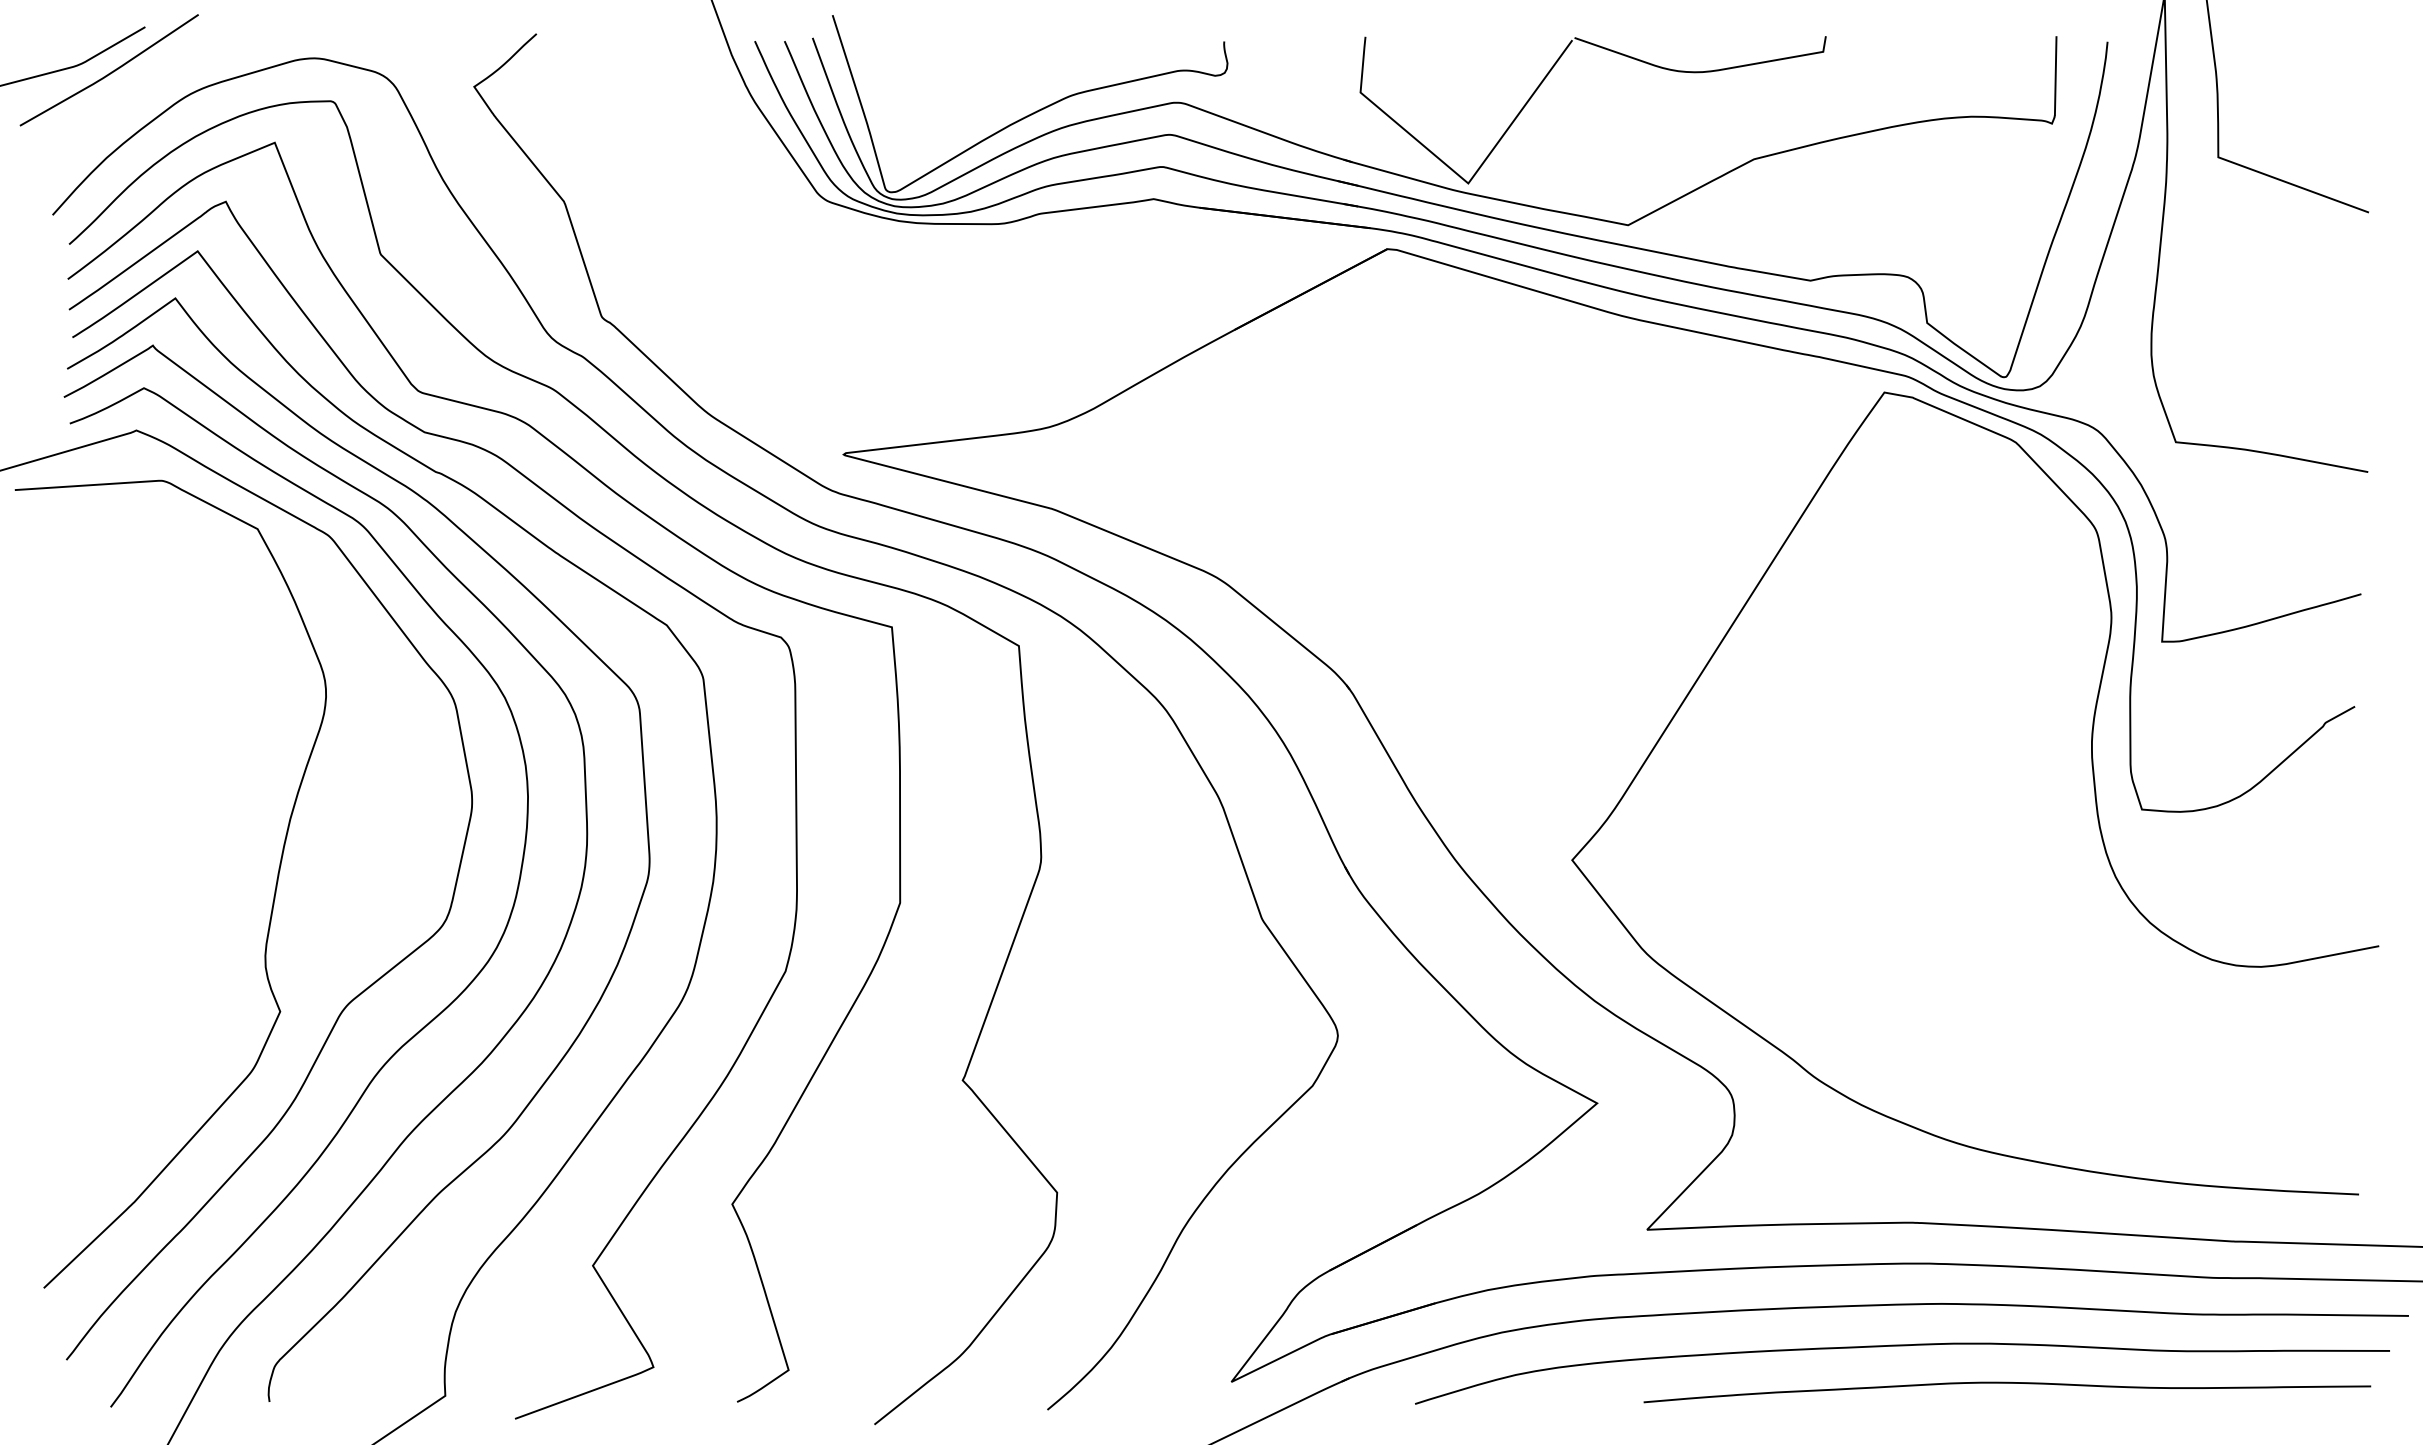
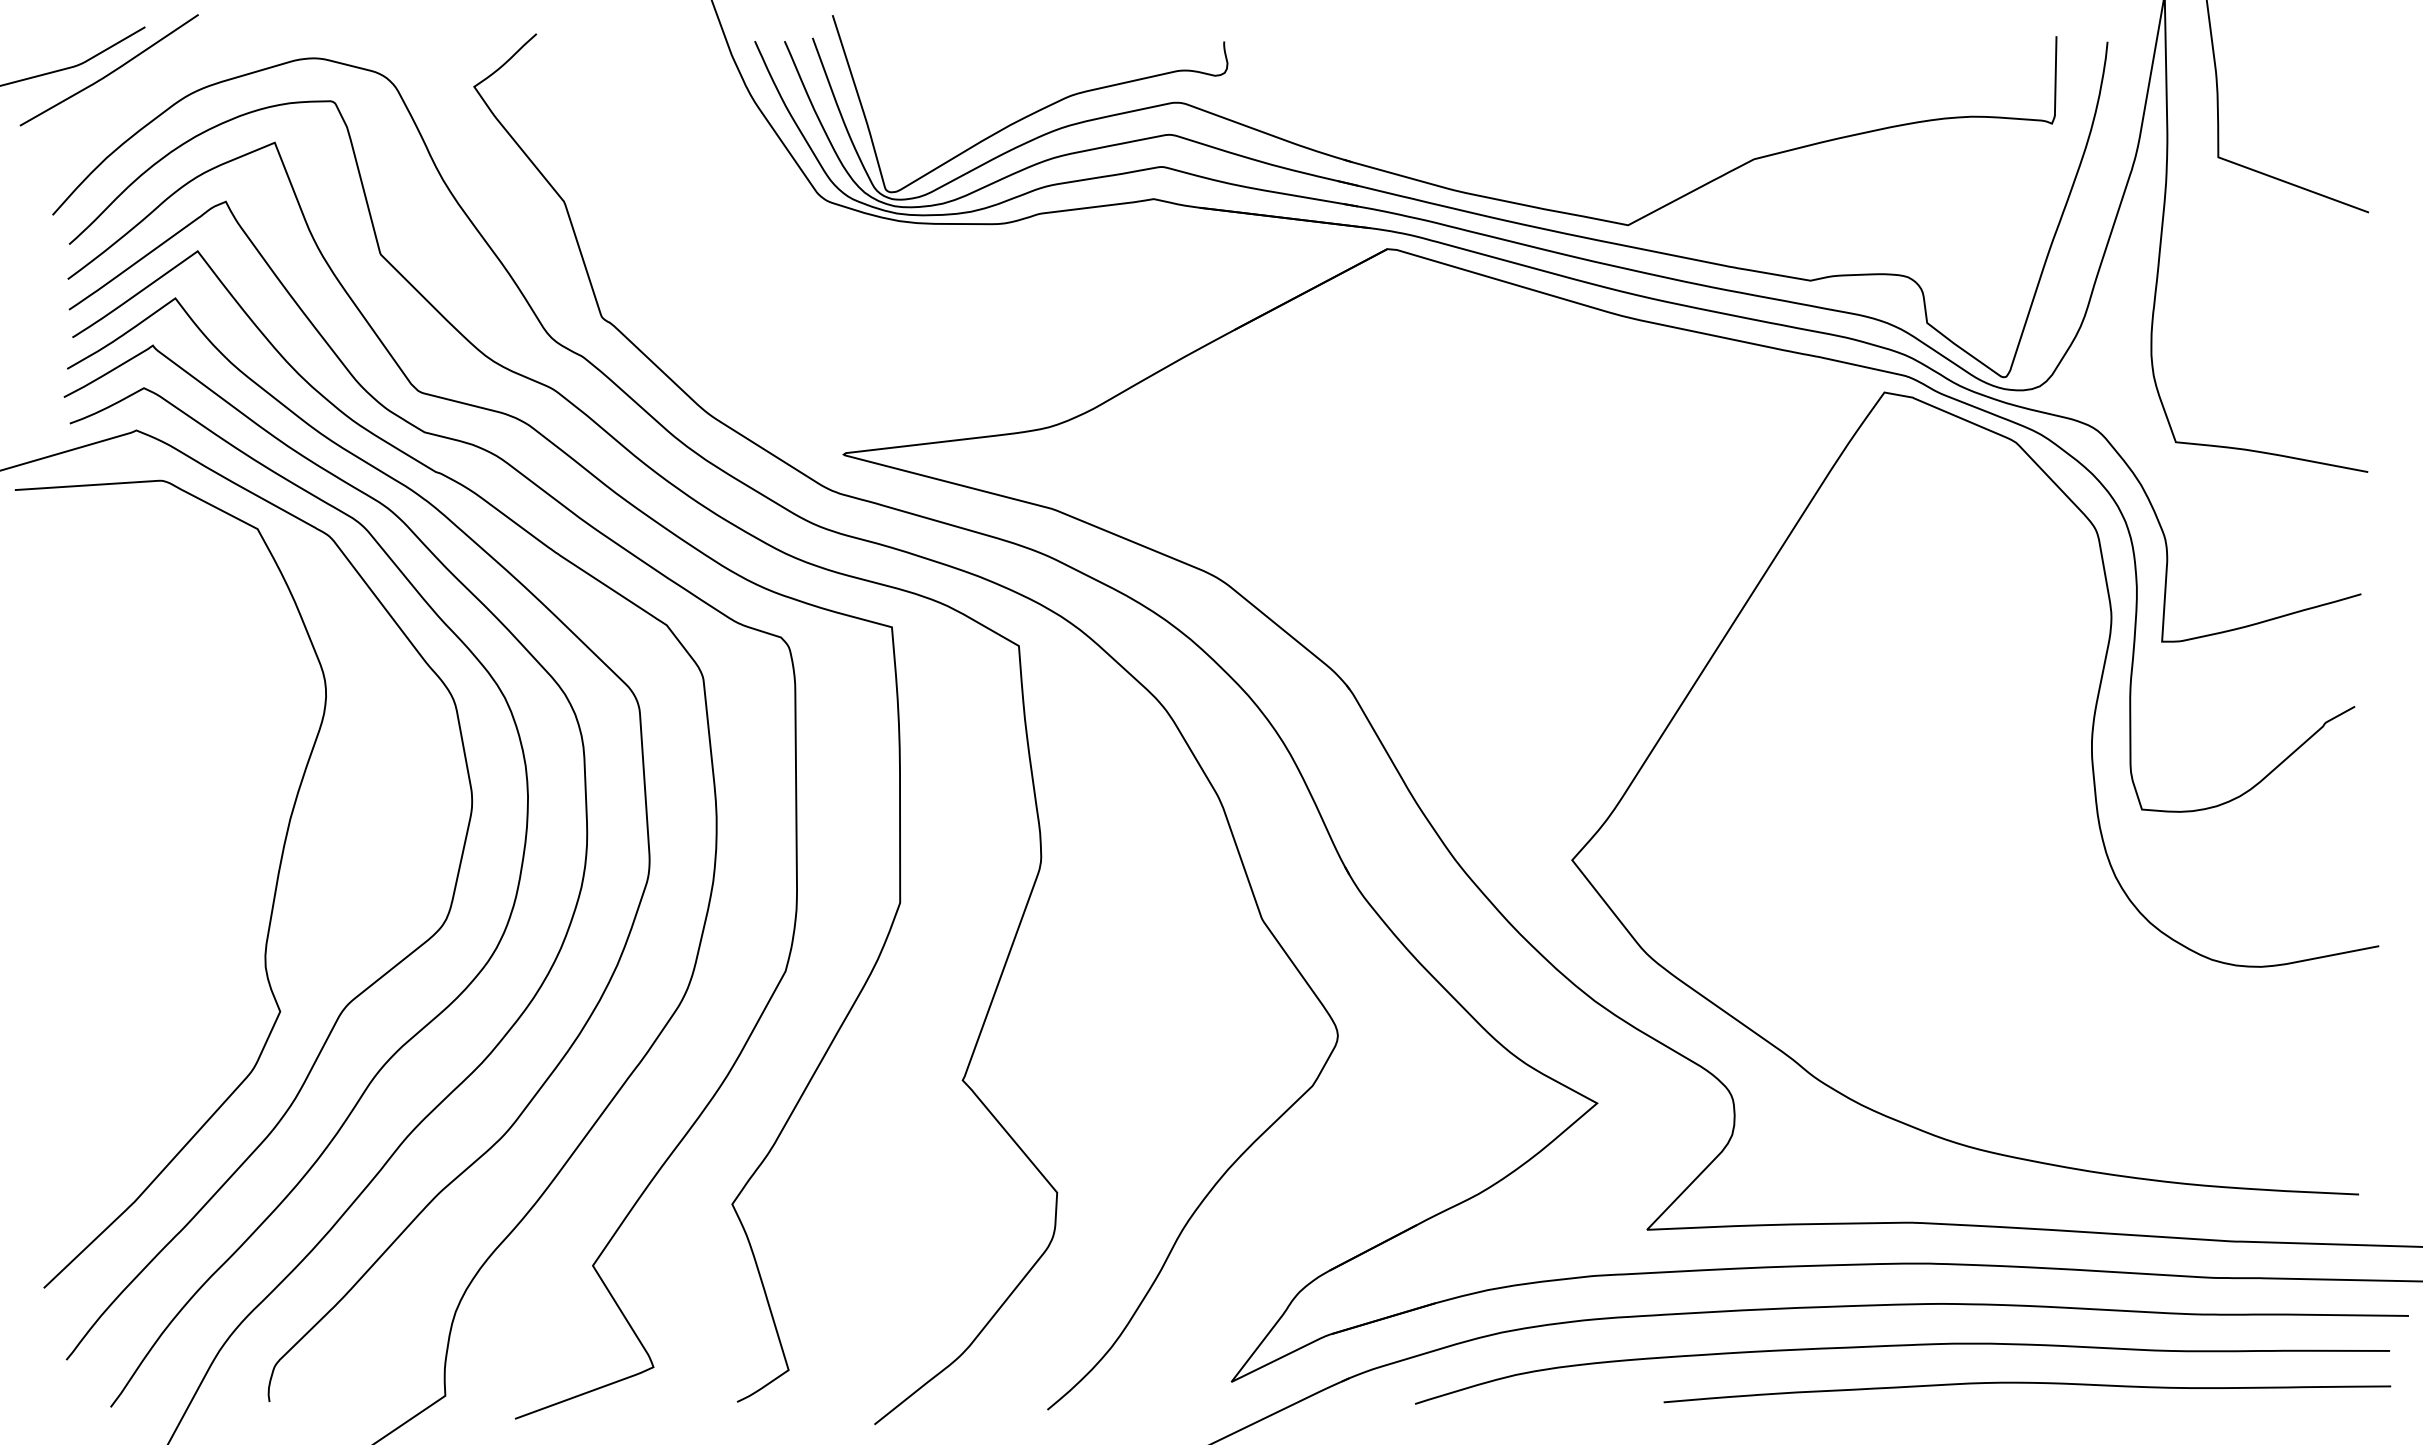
part: present -> none (1545, 79)
curve position: (2007, 1383) -> (2027, 1383) (2027, 1383)
